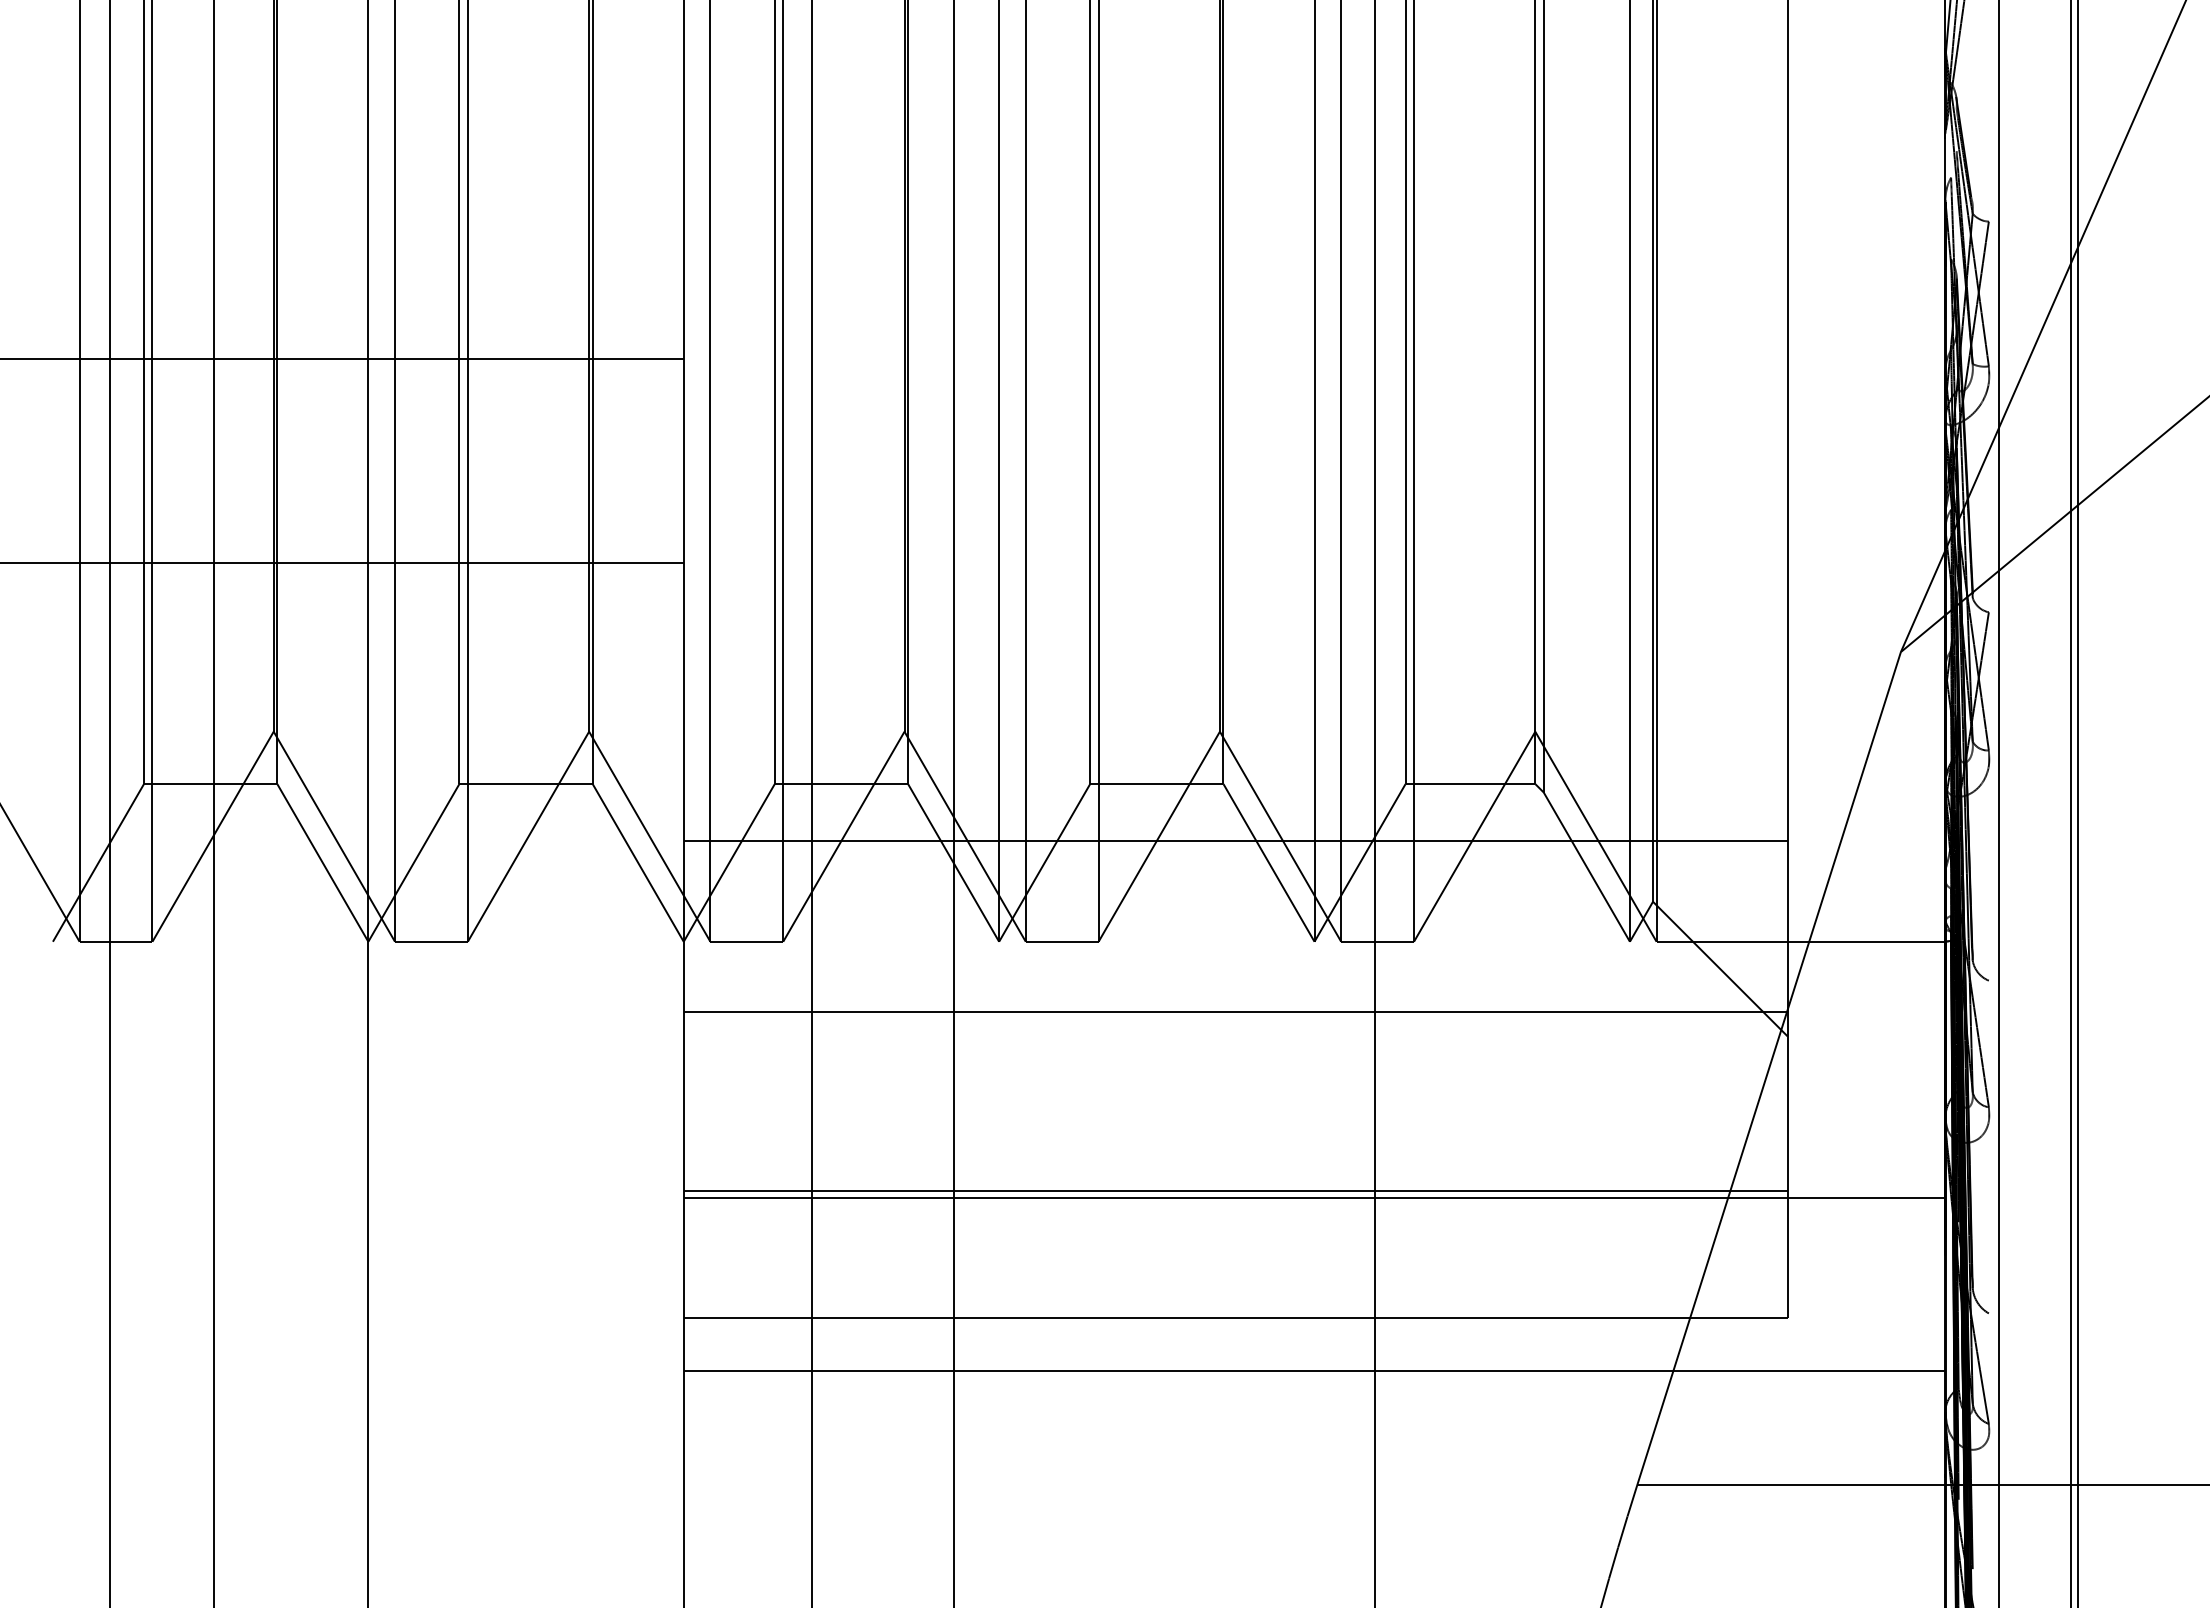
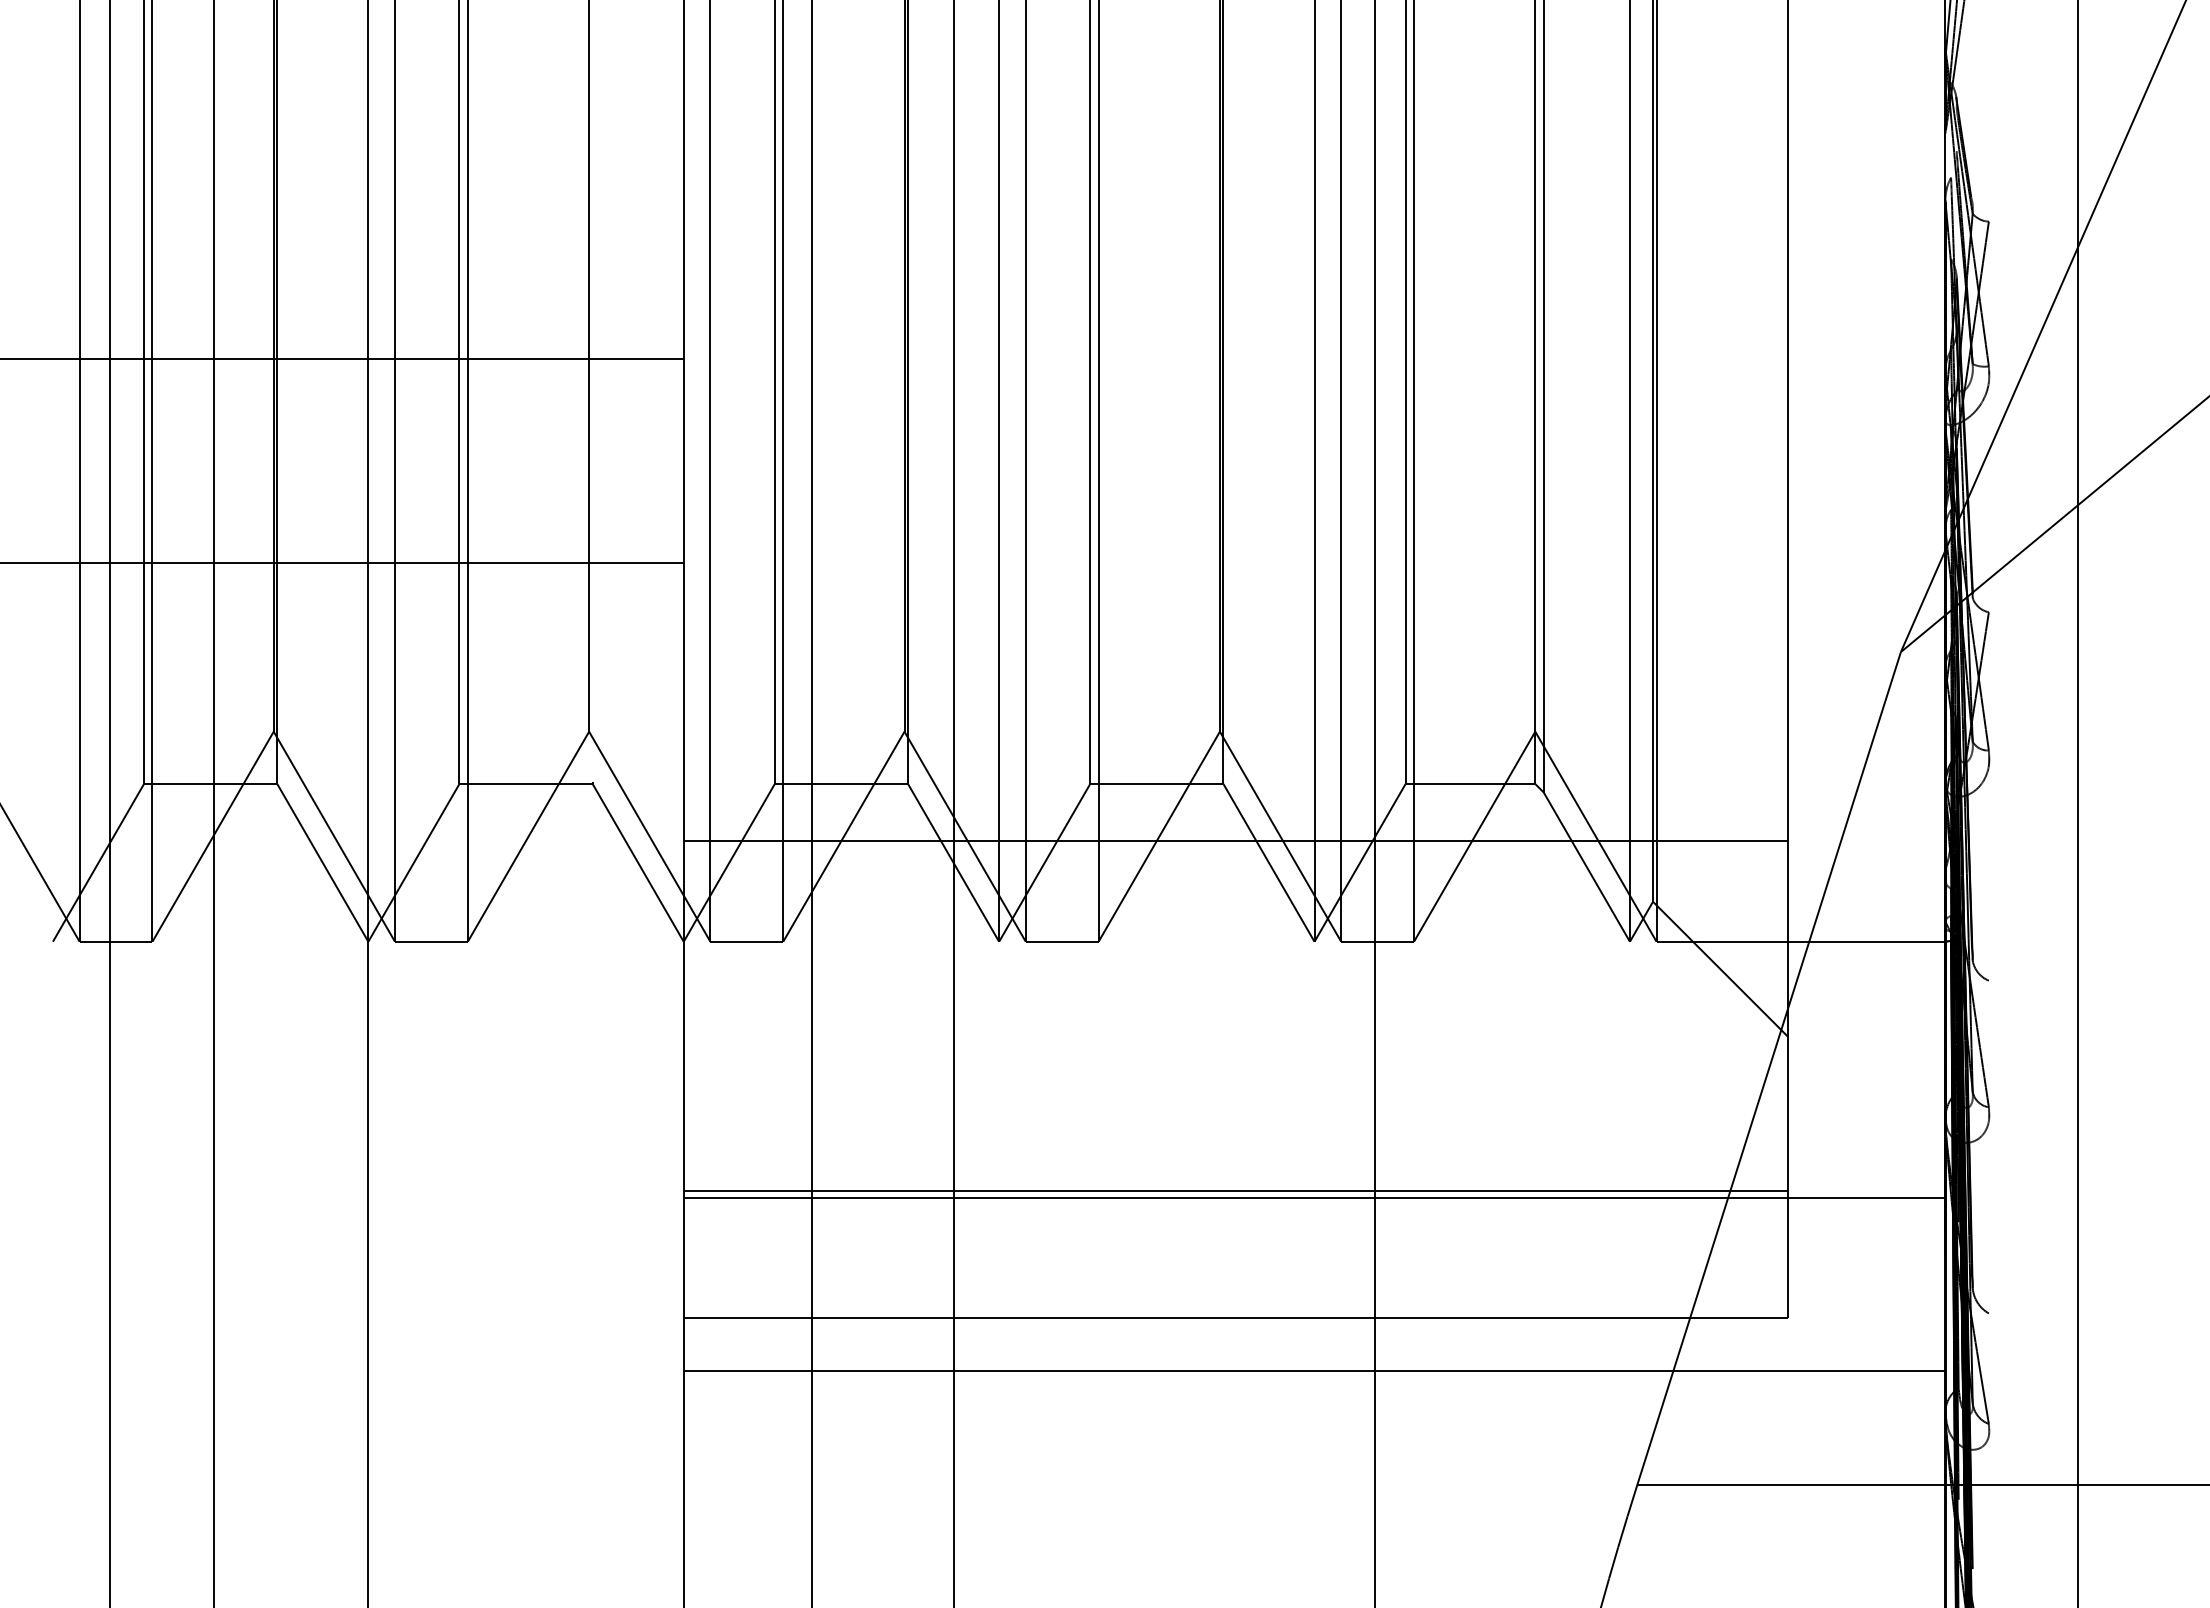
line: present -> none (592, 392)
line: present -> none (1999, 803)
line: present -> none (2071, 803)
line: present -> none (1235, 1012)
